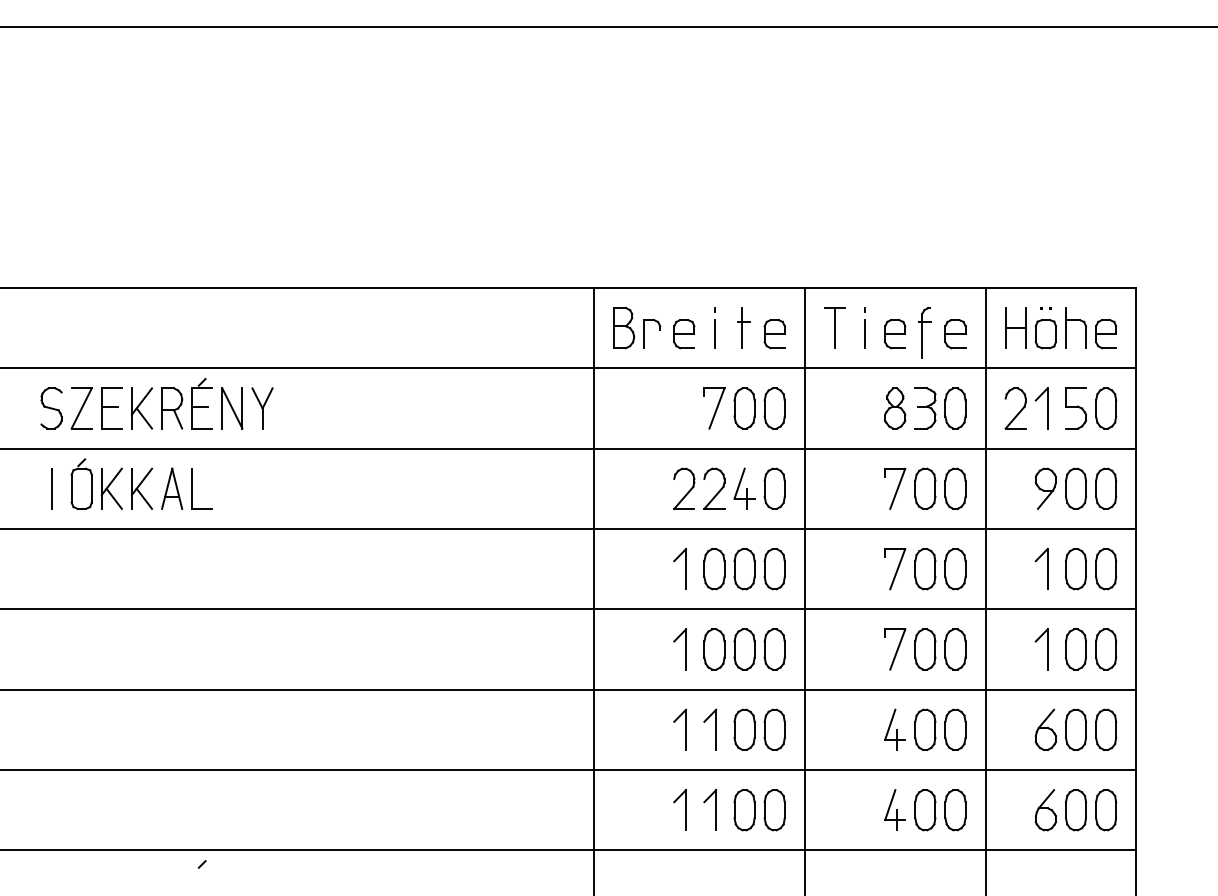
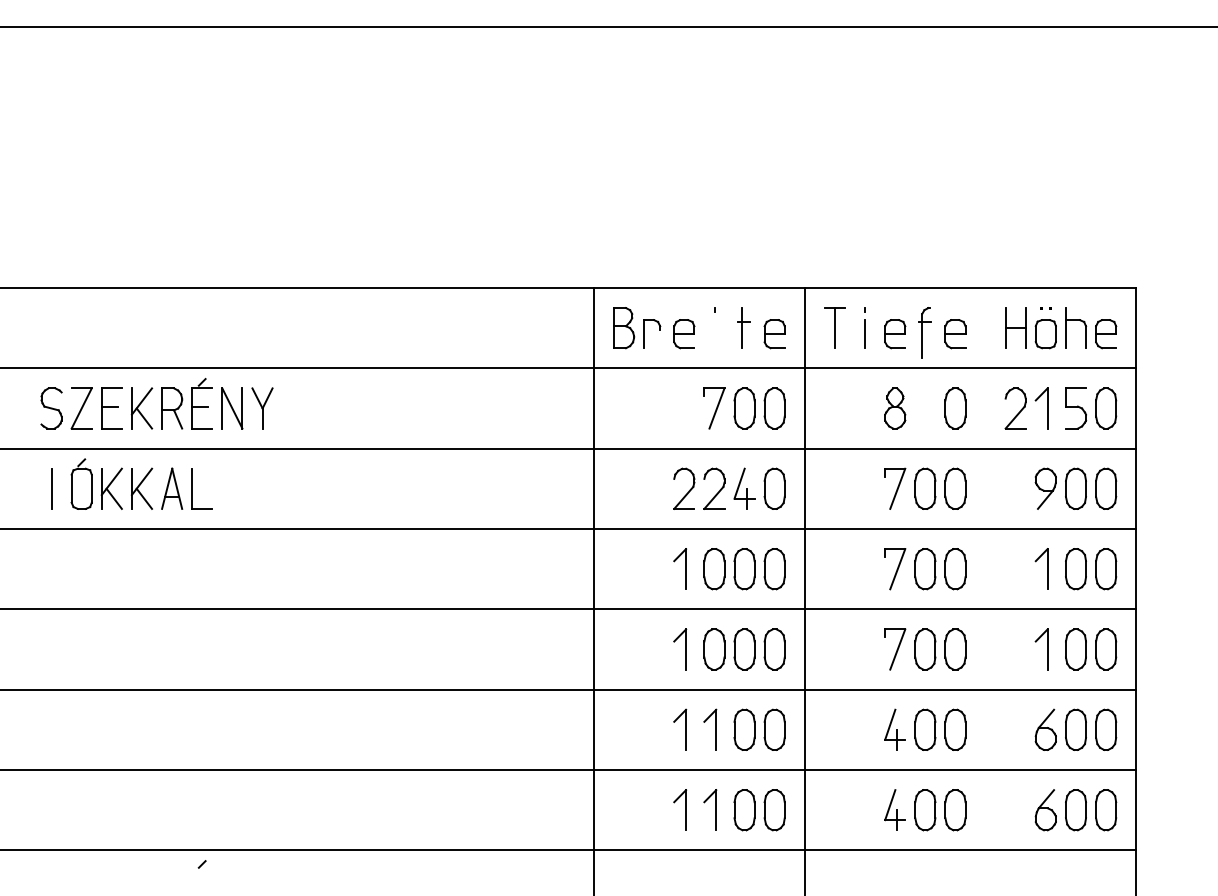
line: present -> none (714, 334)
part: present -> none (925, 408)
line: present -> none (985, 589)
